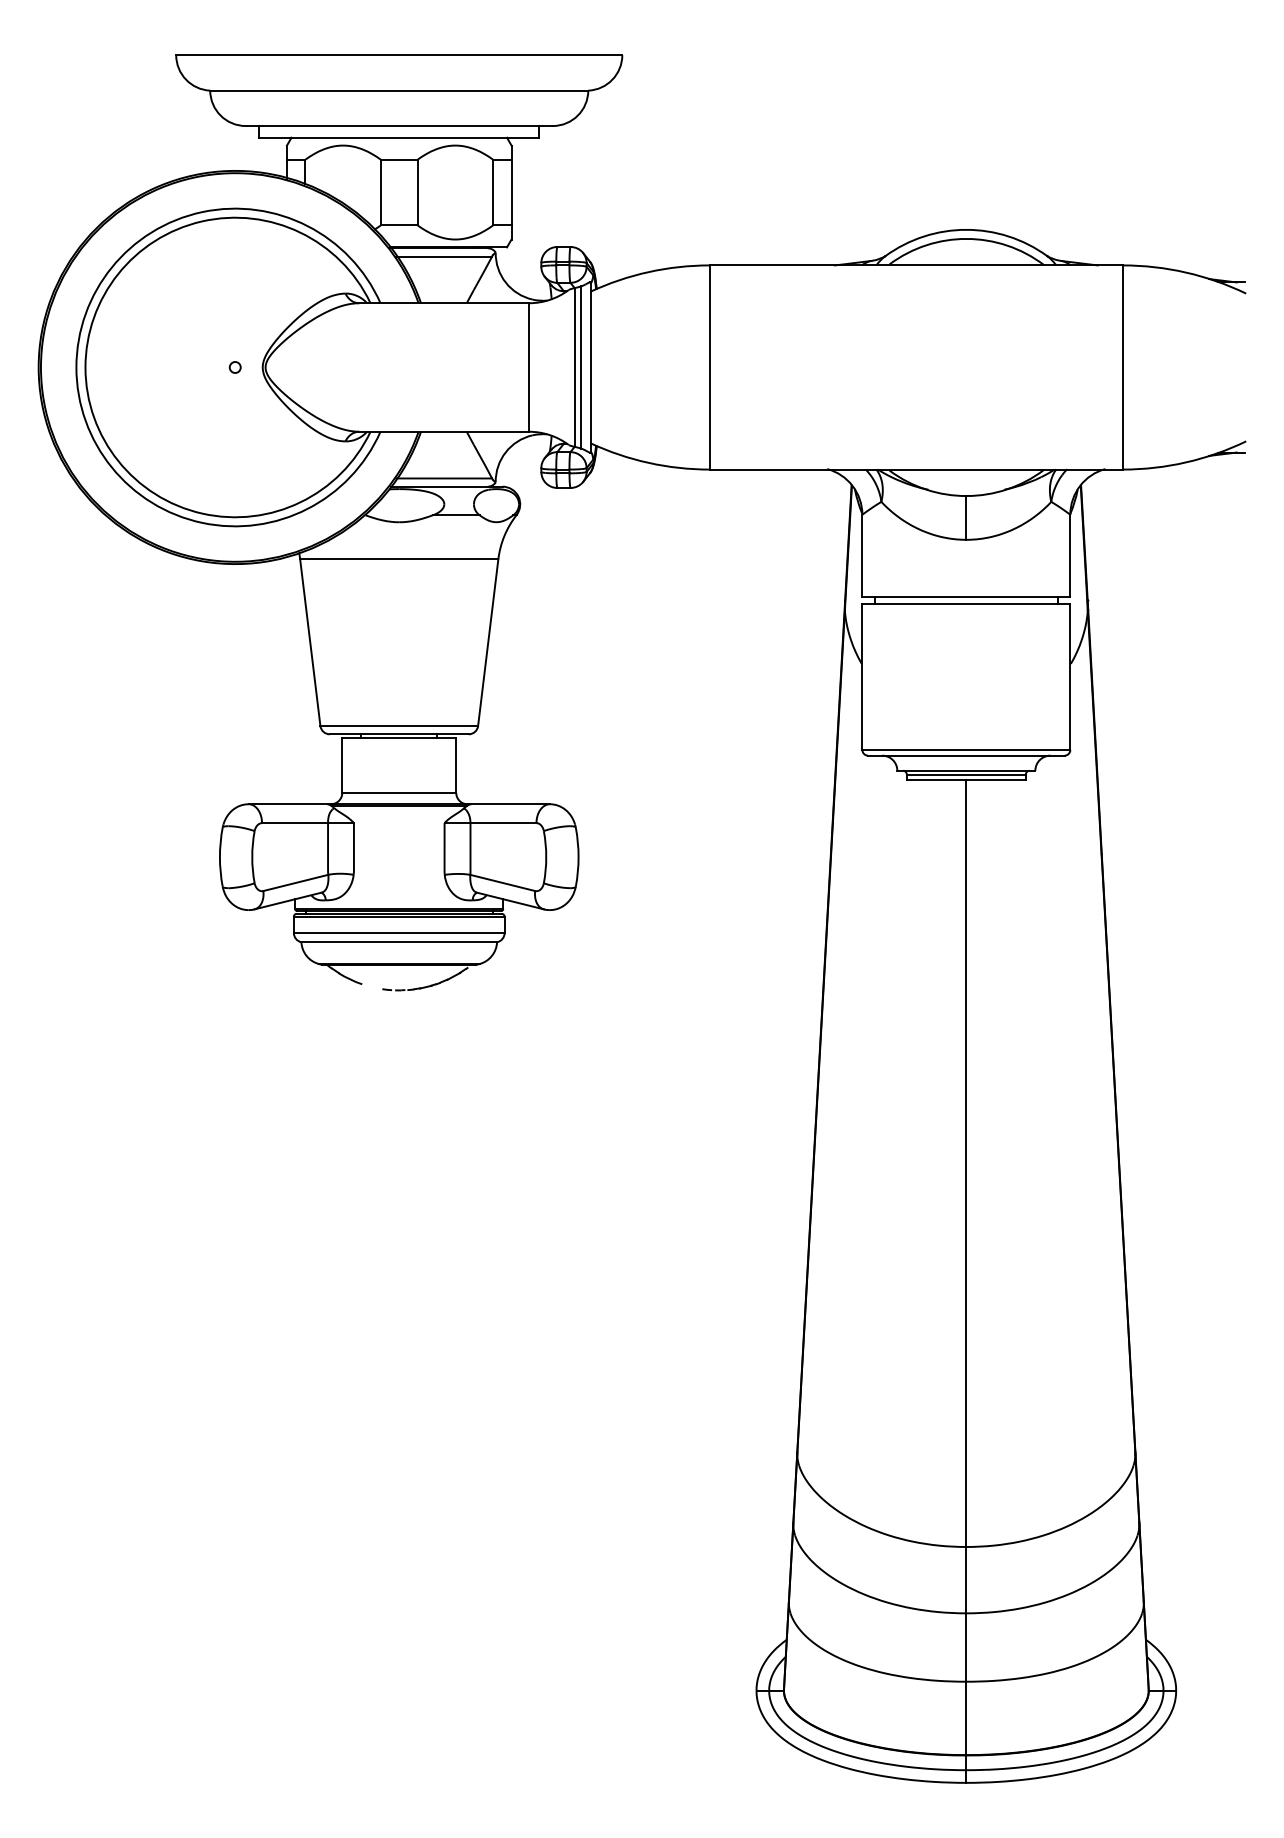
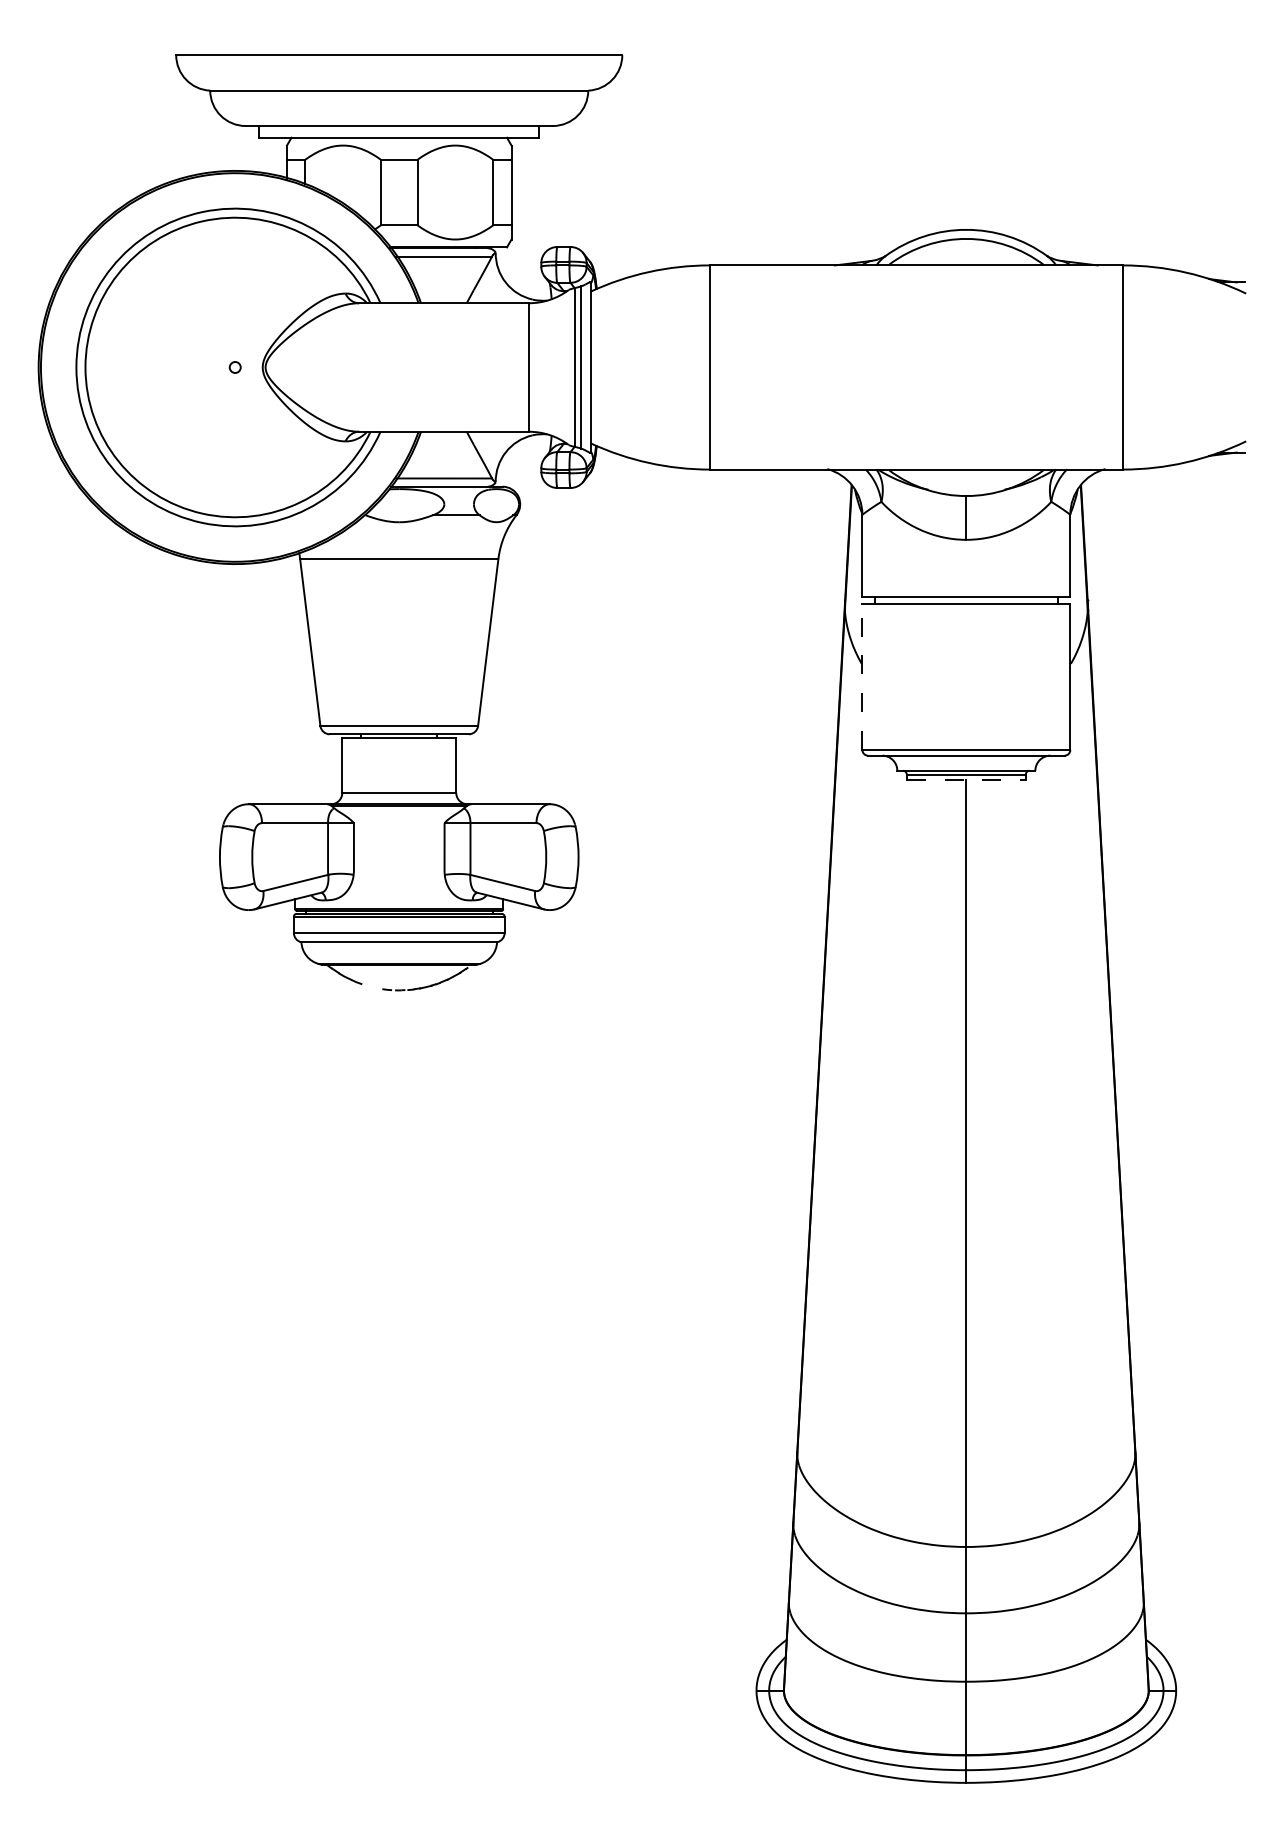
line: solid -> dashed (862, 677)
line: solid -> dashed (966, 780)
